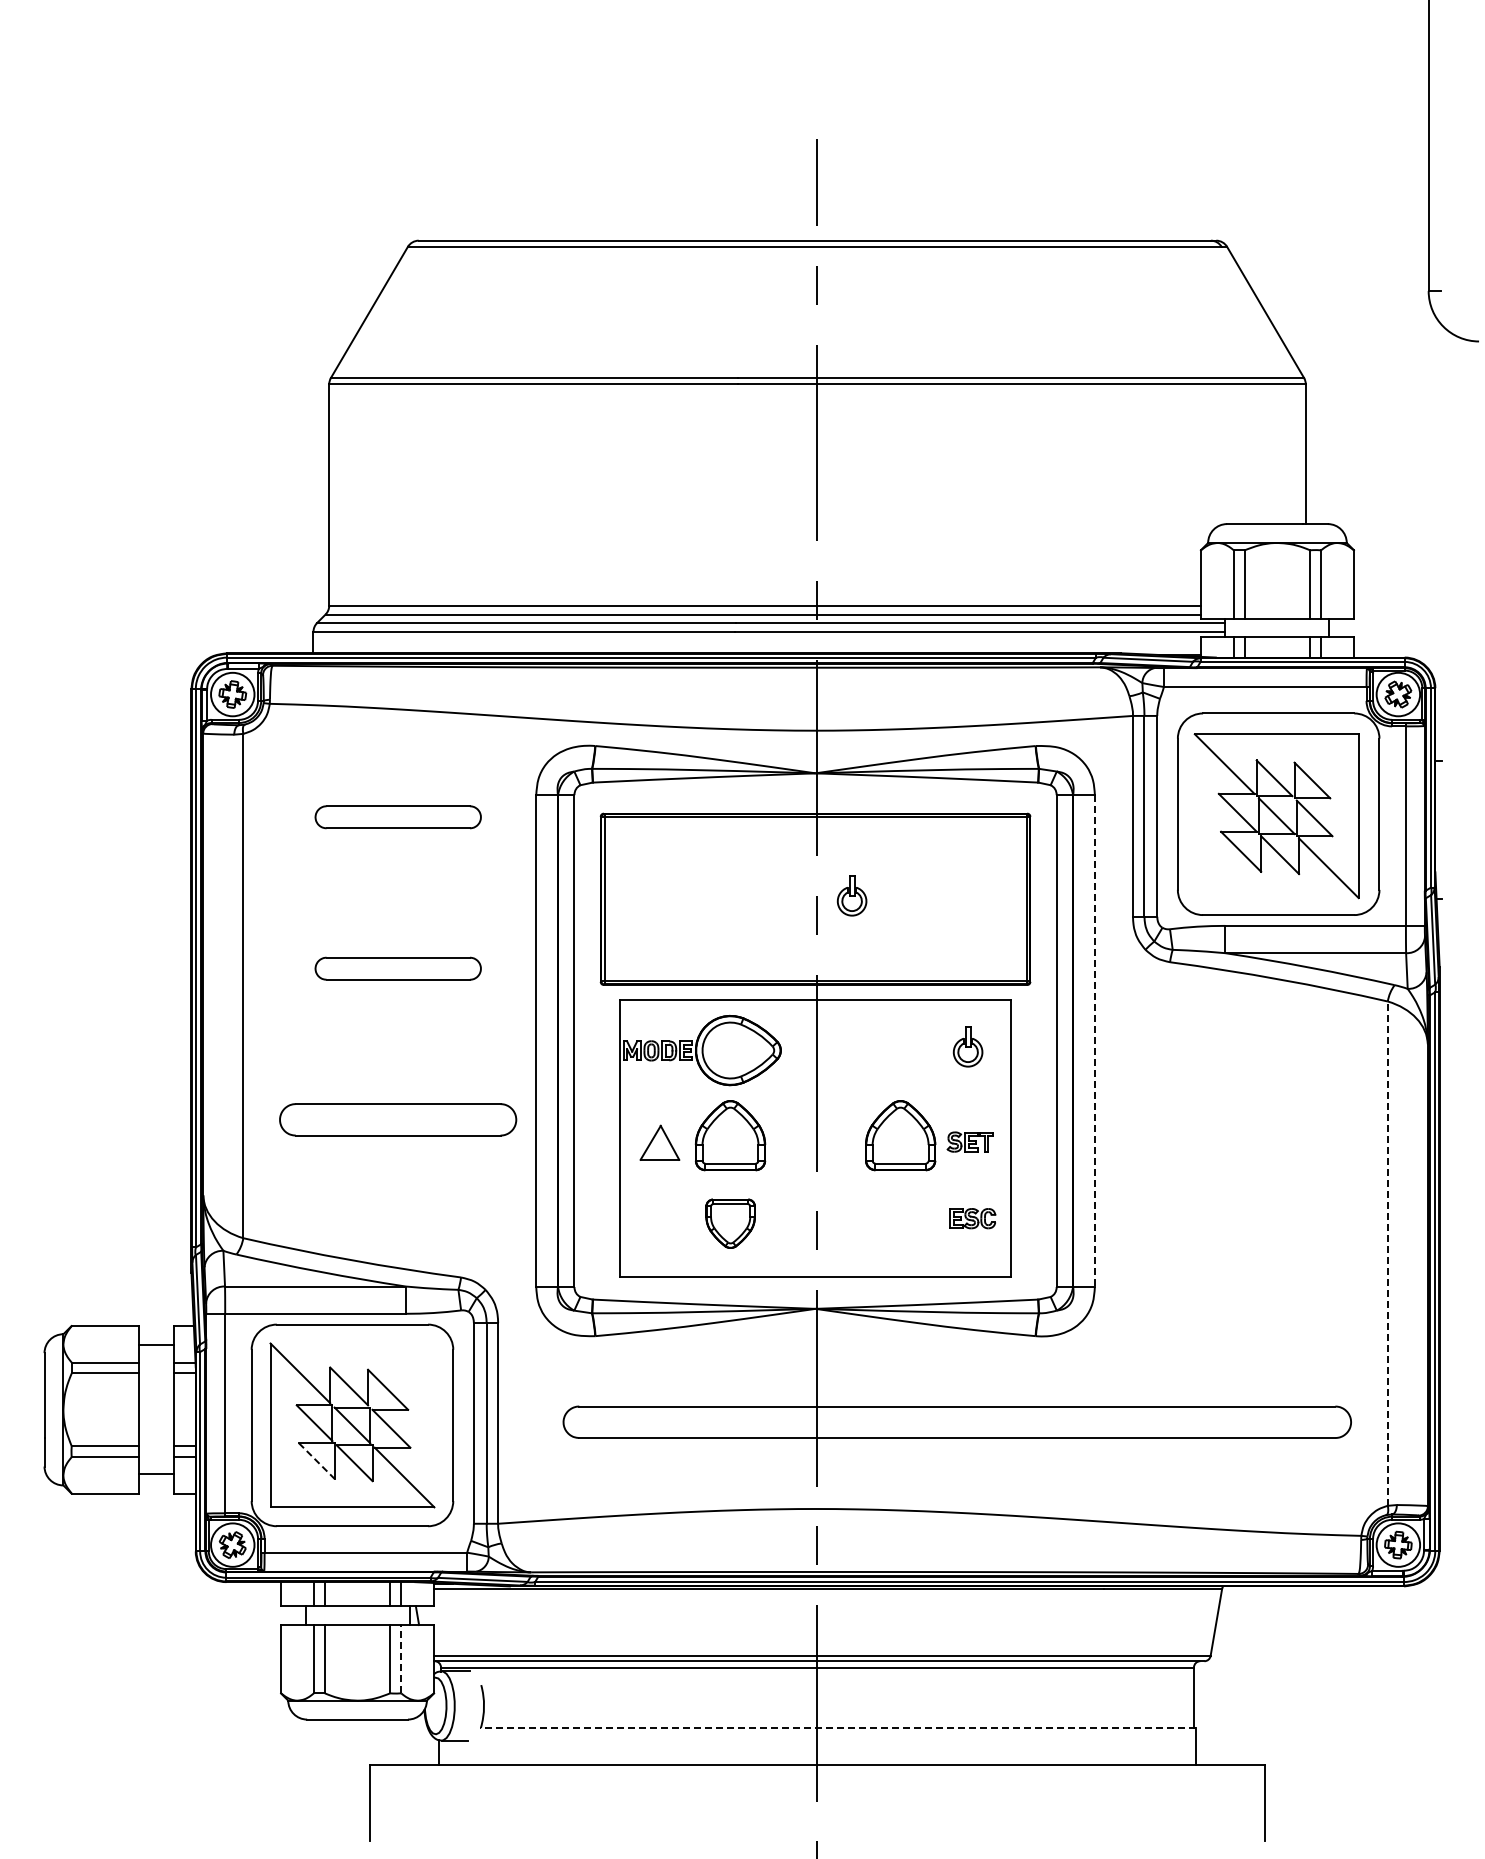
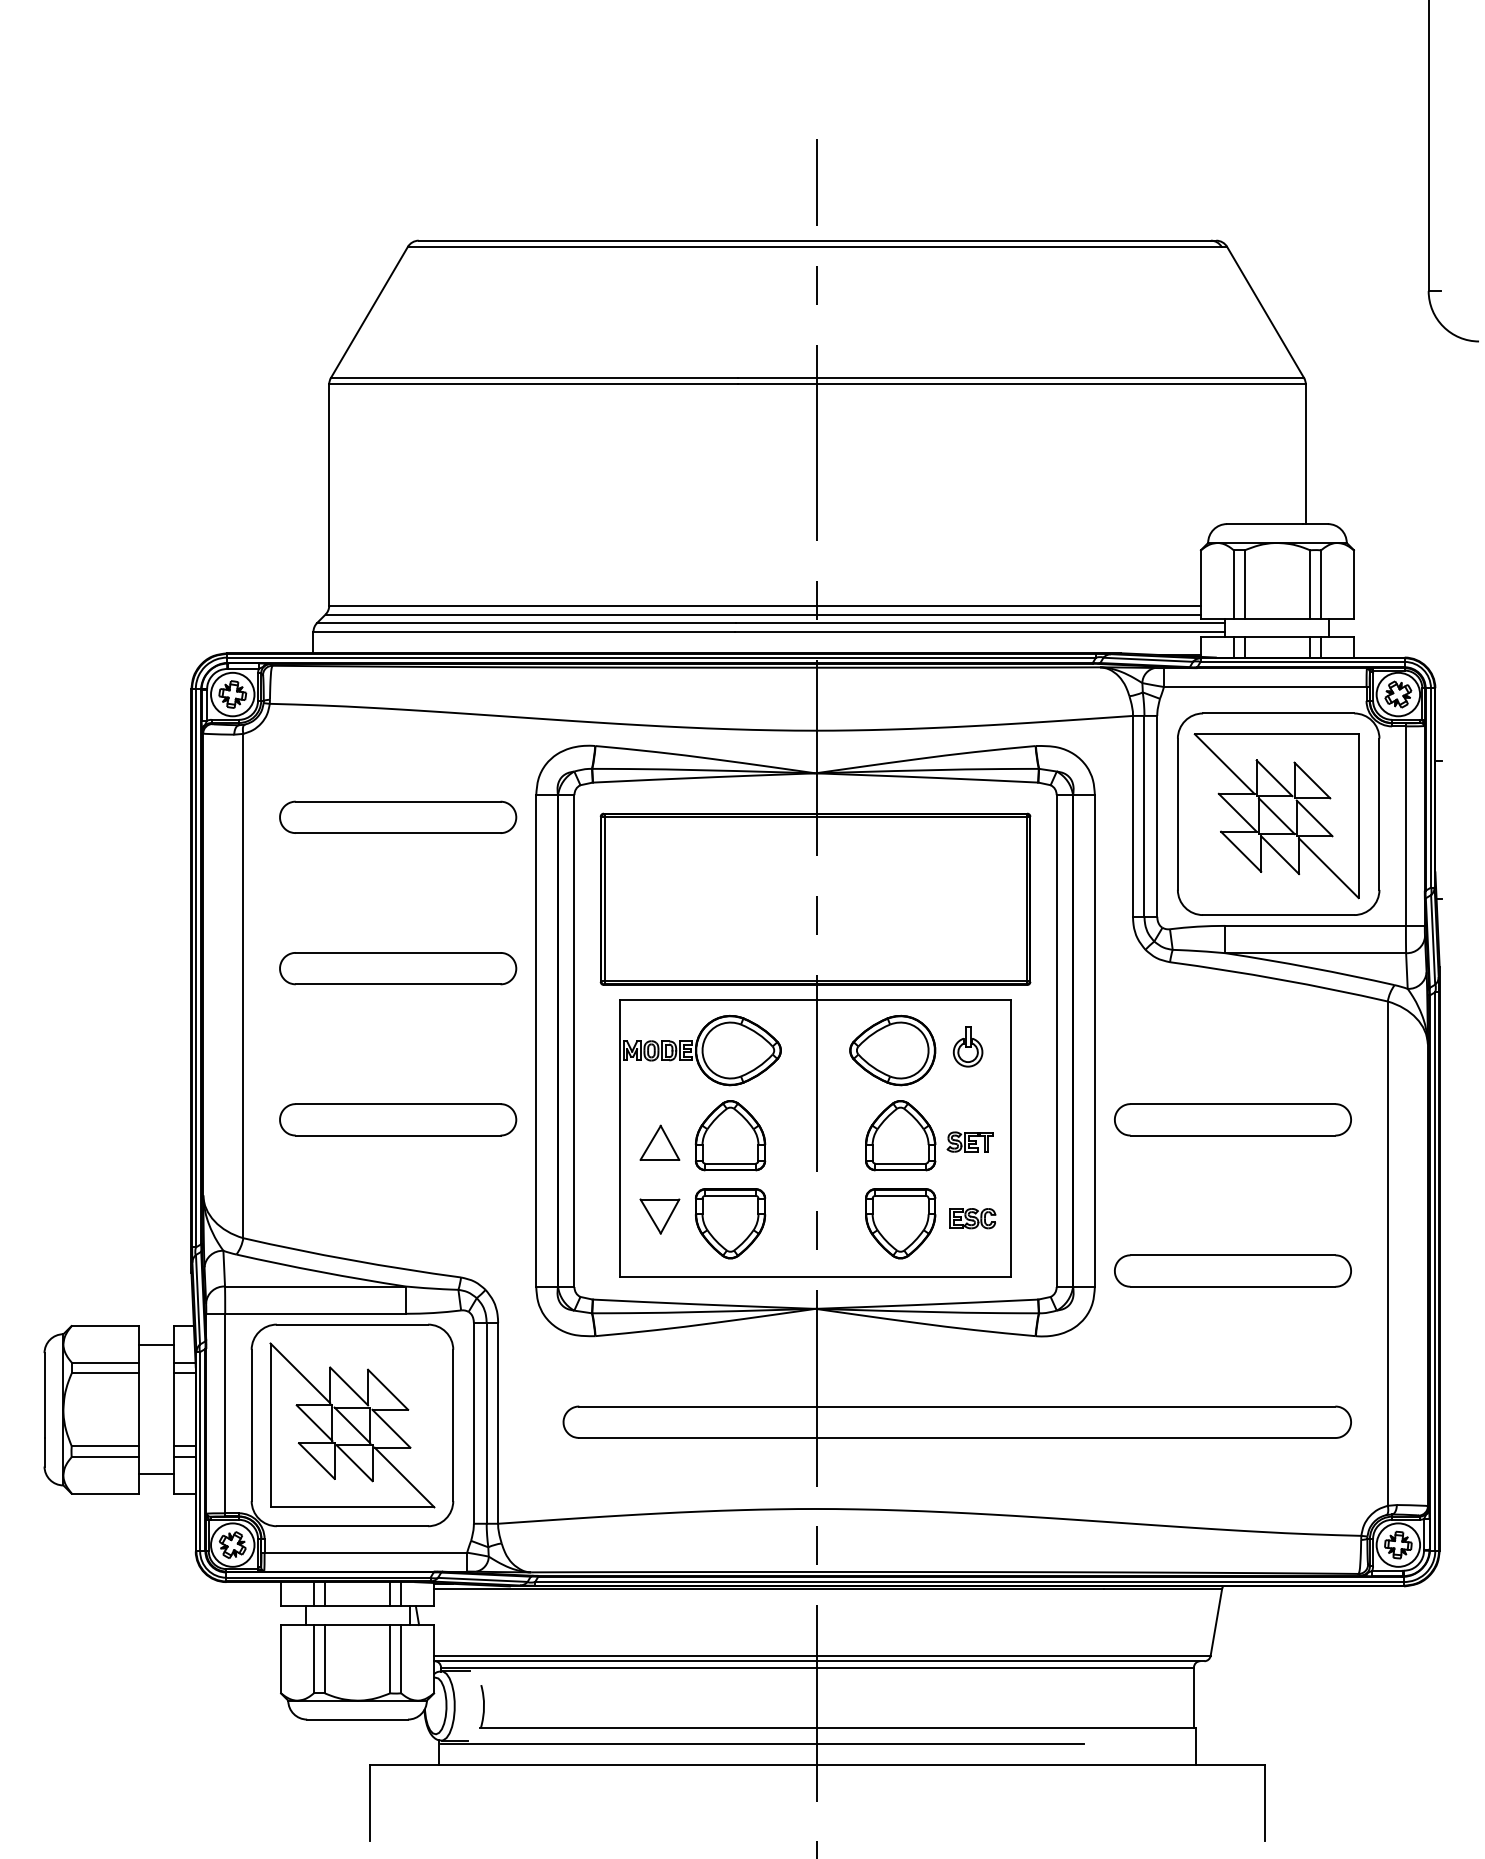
part size: 168x25 px -> 239x34 px (398, 816)
part: present -> none (851, 895)
part size: 168x25 px -> 239x34 px (398, 968)
line: dashed -> solid (1094, 1041)
part: none -> present (892, 1050)
part: none -> present (1232, 1119)
part: none -> present (659, 1216)
part size: 51x51 px -> 72x72 px (730, 1223)
part: none -> present (900, 1223)
line: dashed -> solid (1387, 1253)
part: none -> present (1232, 1270)
line: dashed -> solid (317, 1461)
line: dashed -> solid (401, 1658)
line: dashed -> solid (837, 1727)
line: none -> present (762, 1743)
